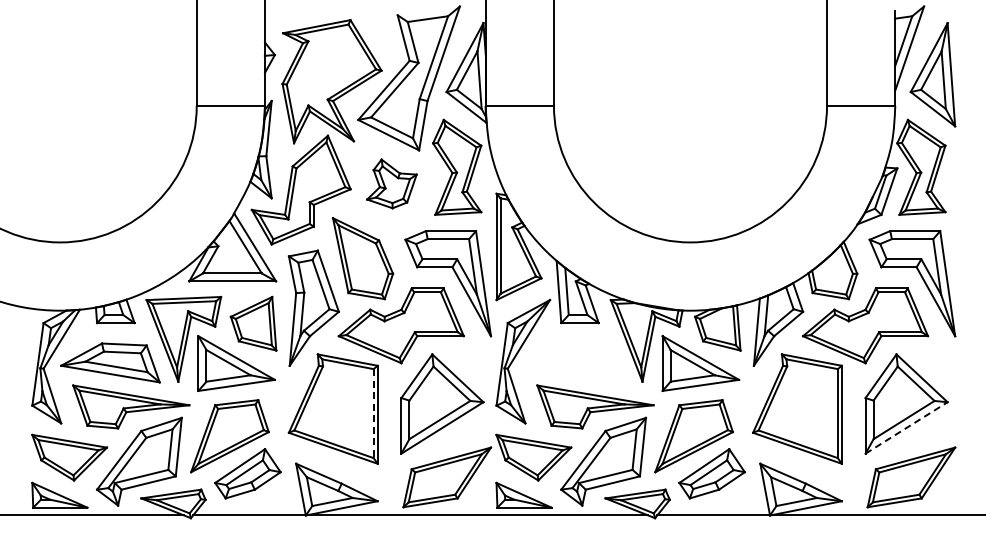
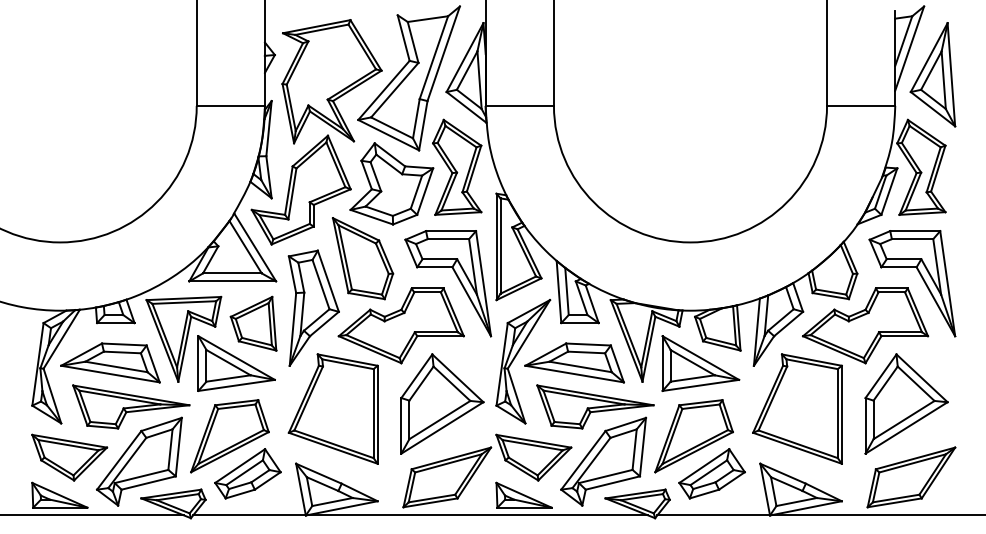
part size: 52x52 px -> 86x84 px (391, 183)
part: none -> present (574, 362)
line: dashed -> solid (373, 413)
line: dashed -> solid (907, 427)
